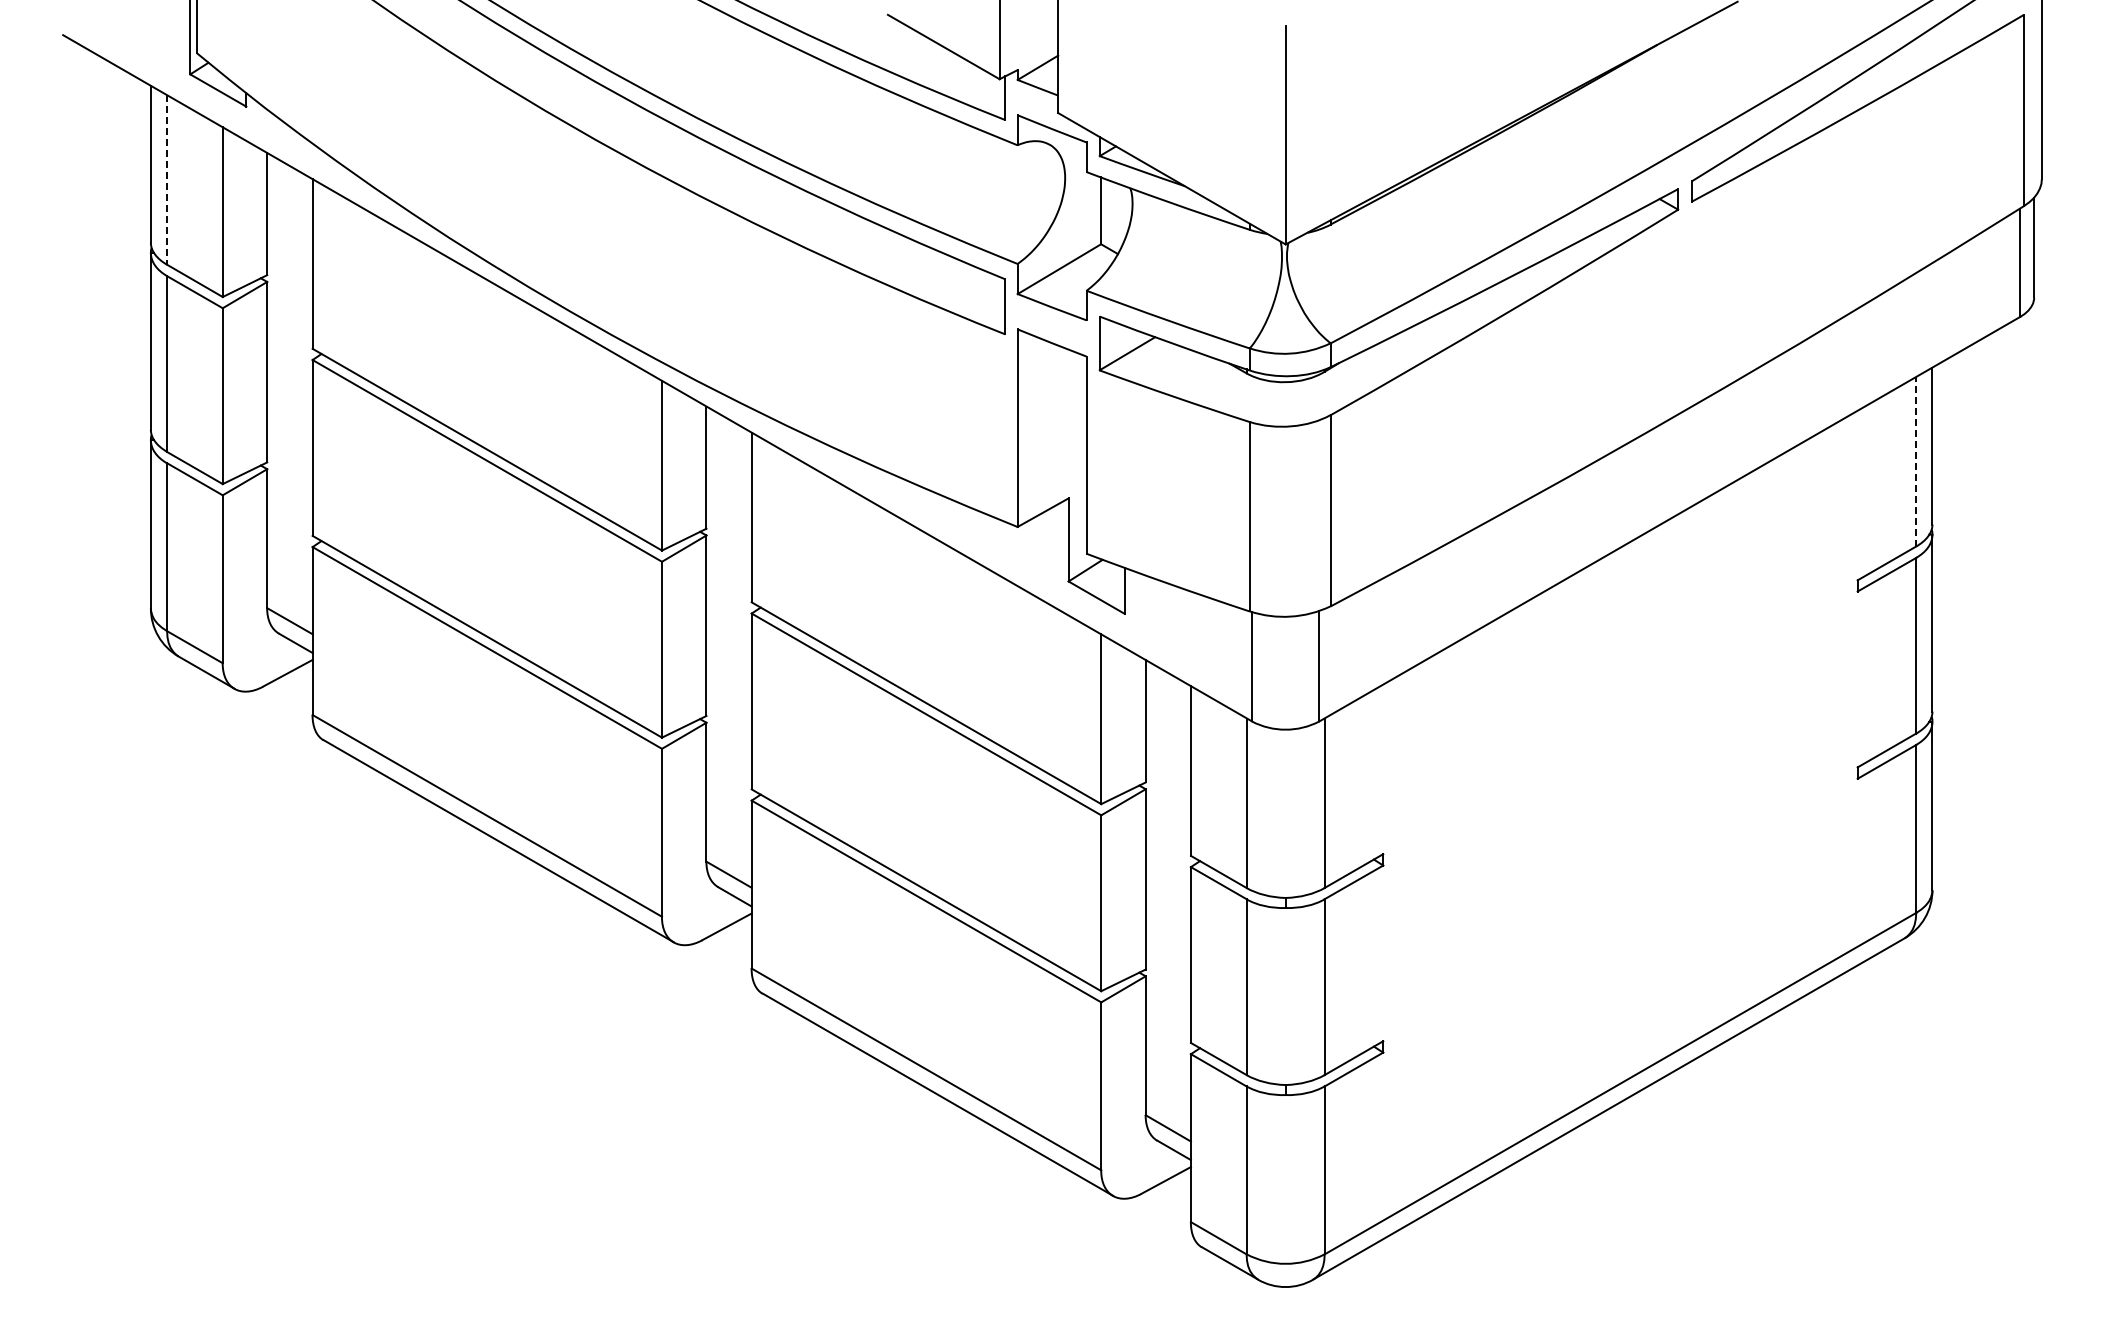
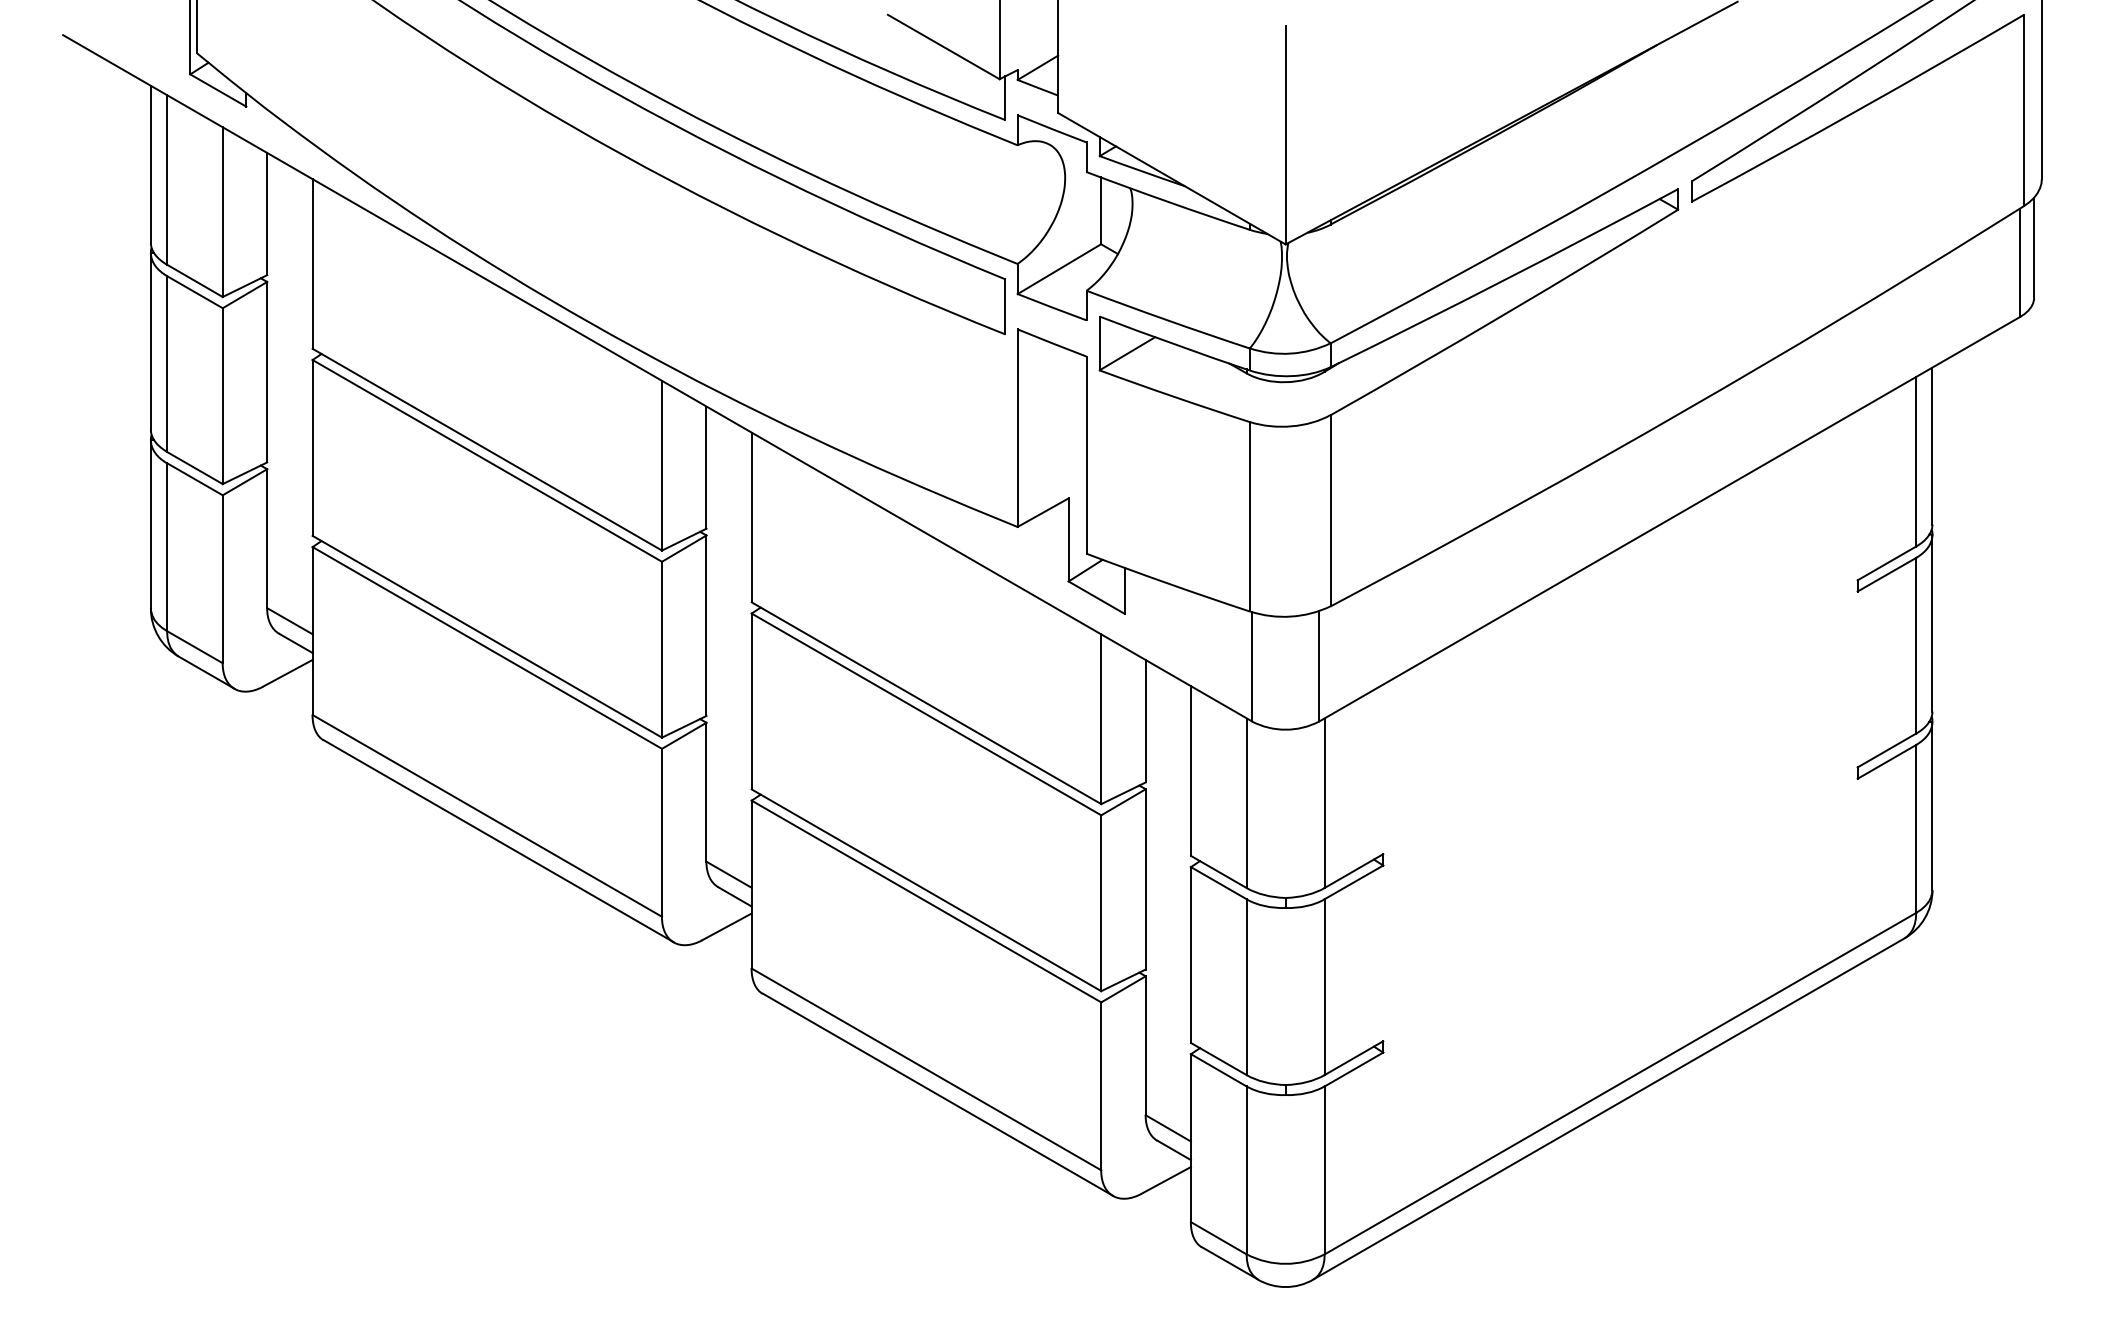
line: dashed -> solid (167, 180)
line: dashed -> solid (1916, 461)
